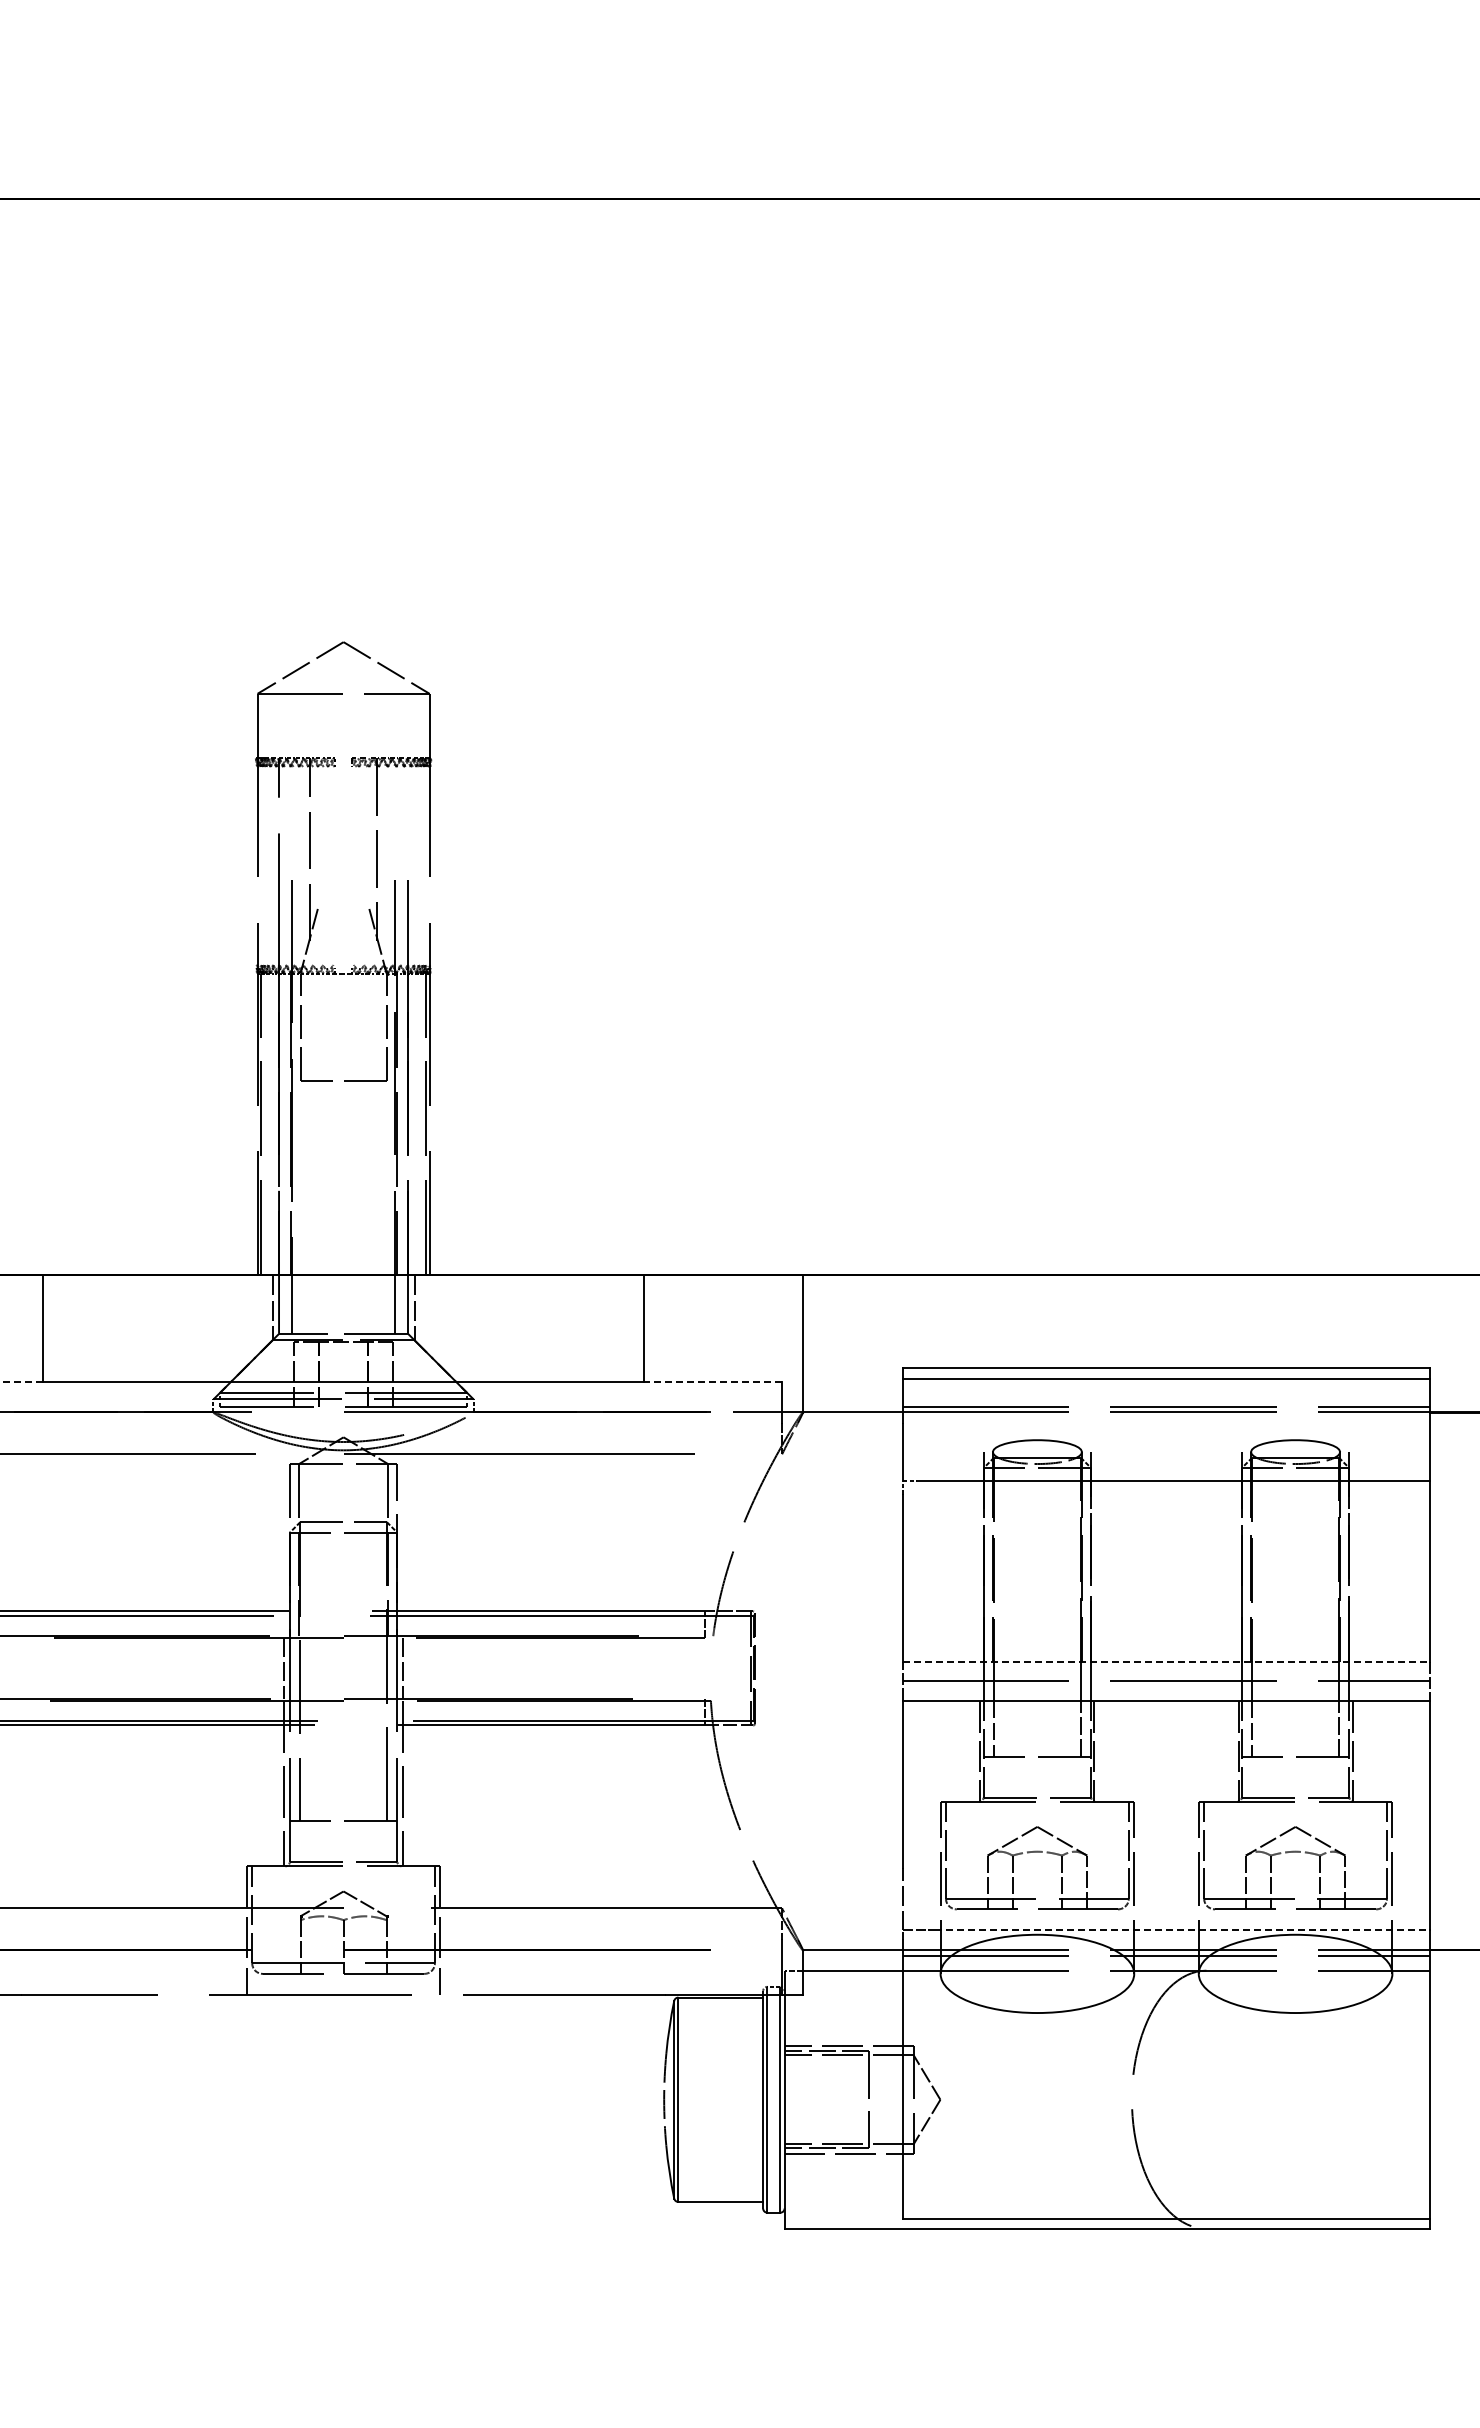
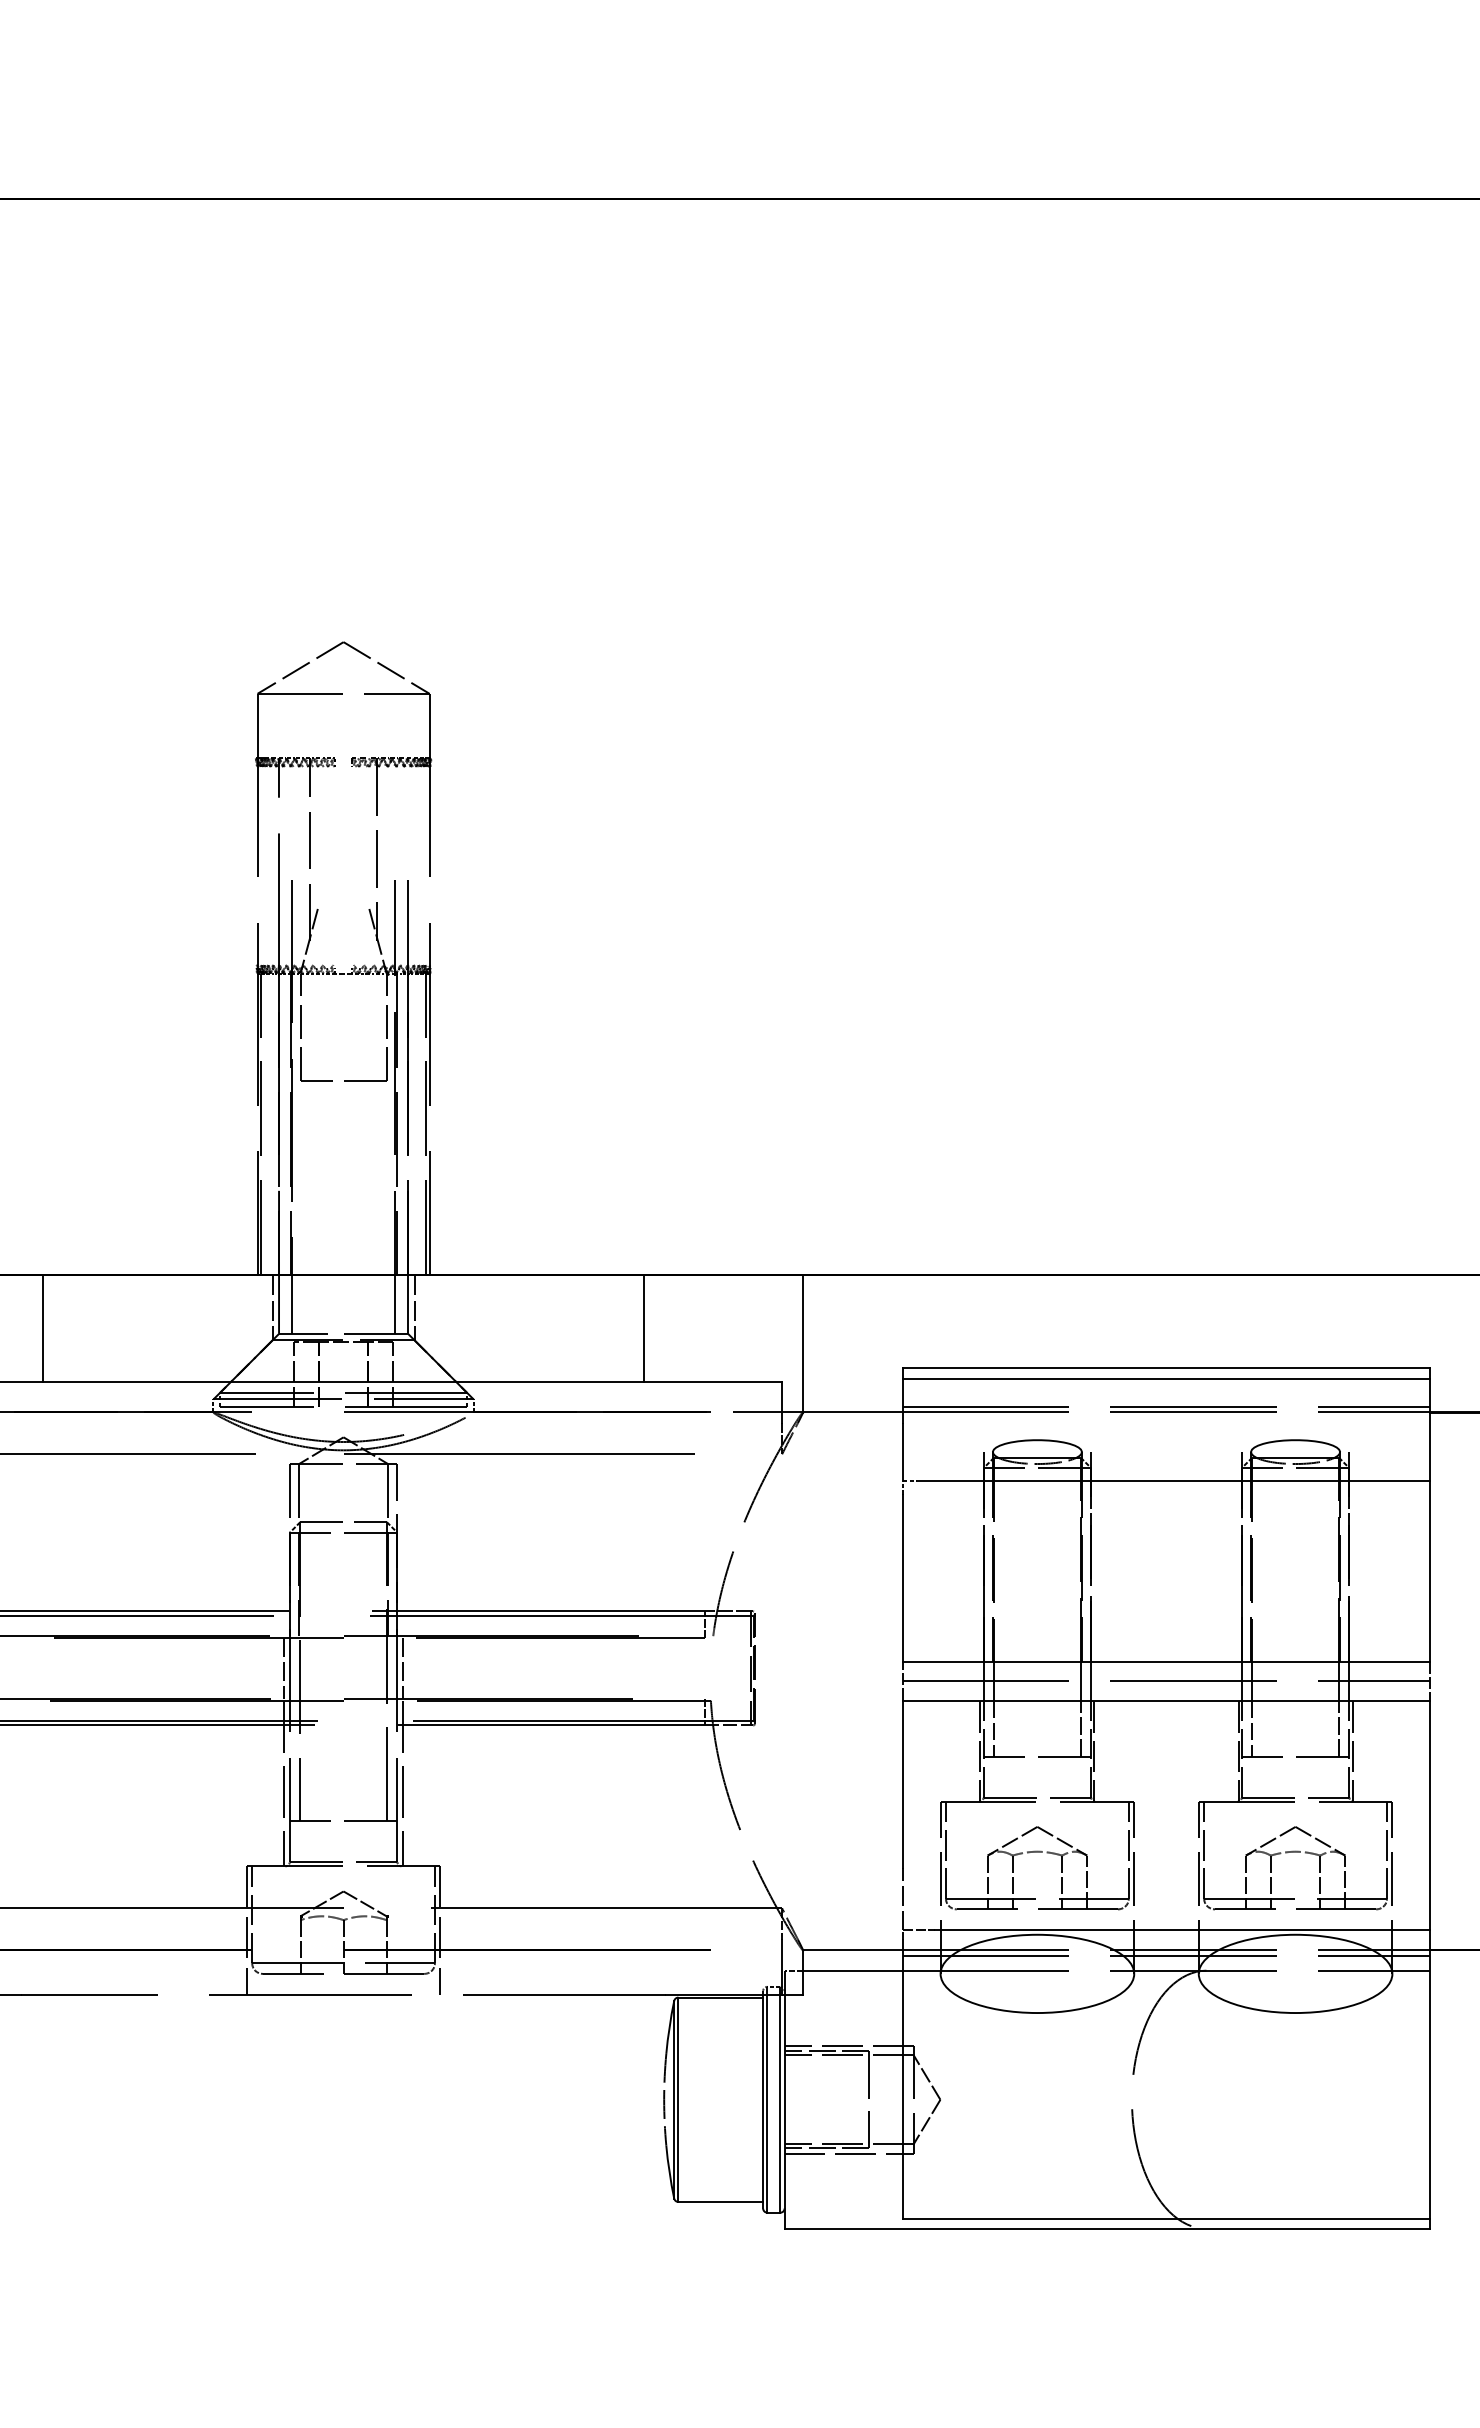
line: dashed -> solid (21, 1382)
line: dashed -> solid (712, 1382)
line: dashed -> solid (1166, 1661)
line: dashed -> solid (1183, 1930)
